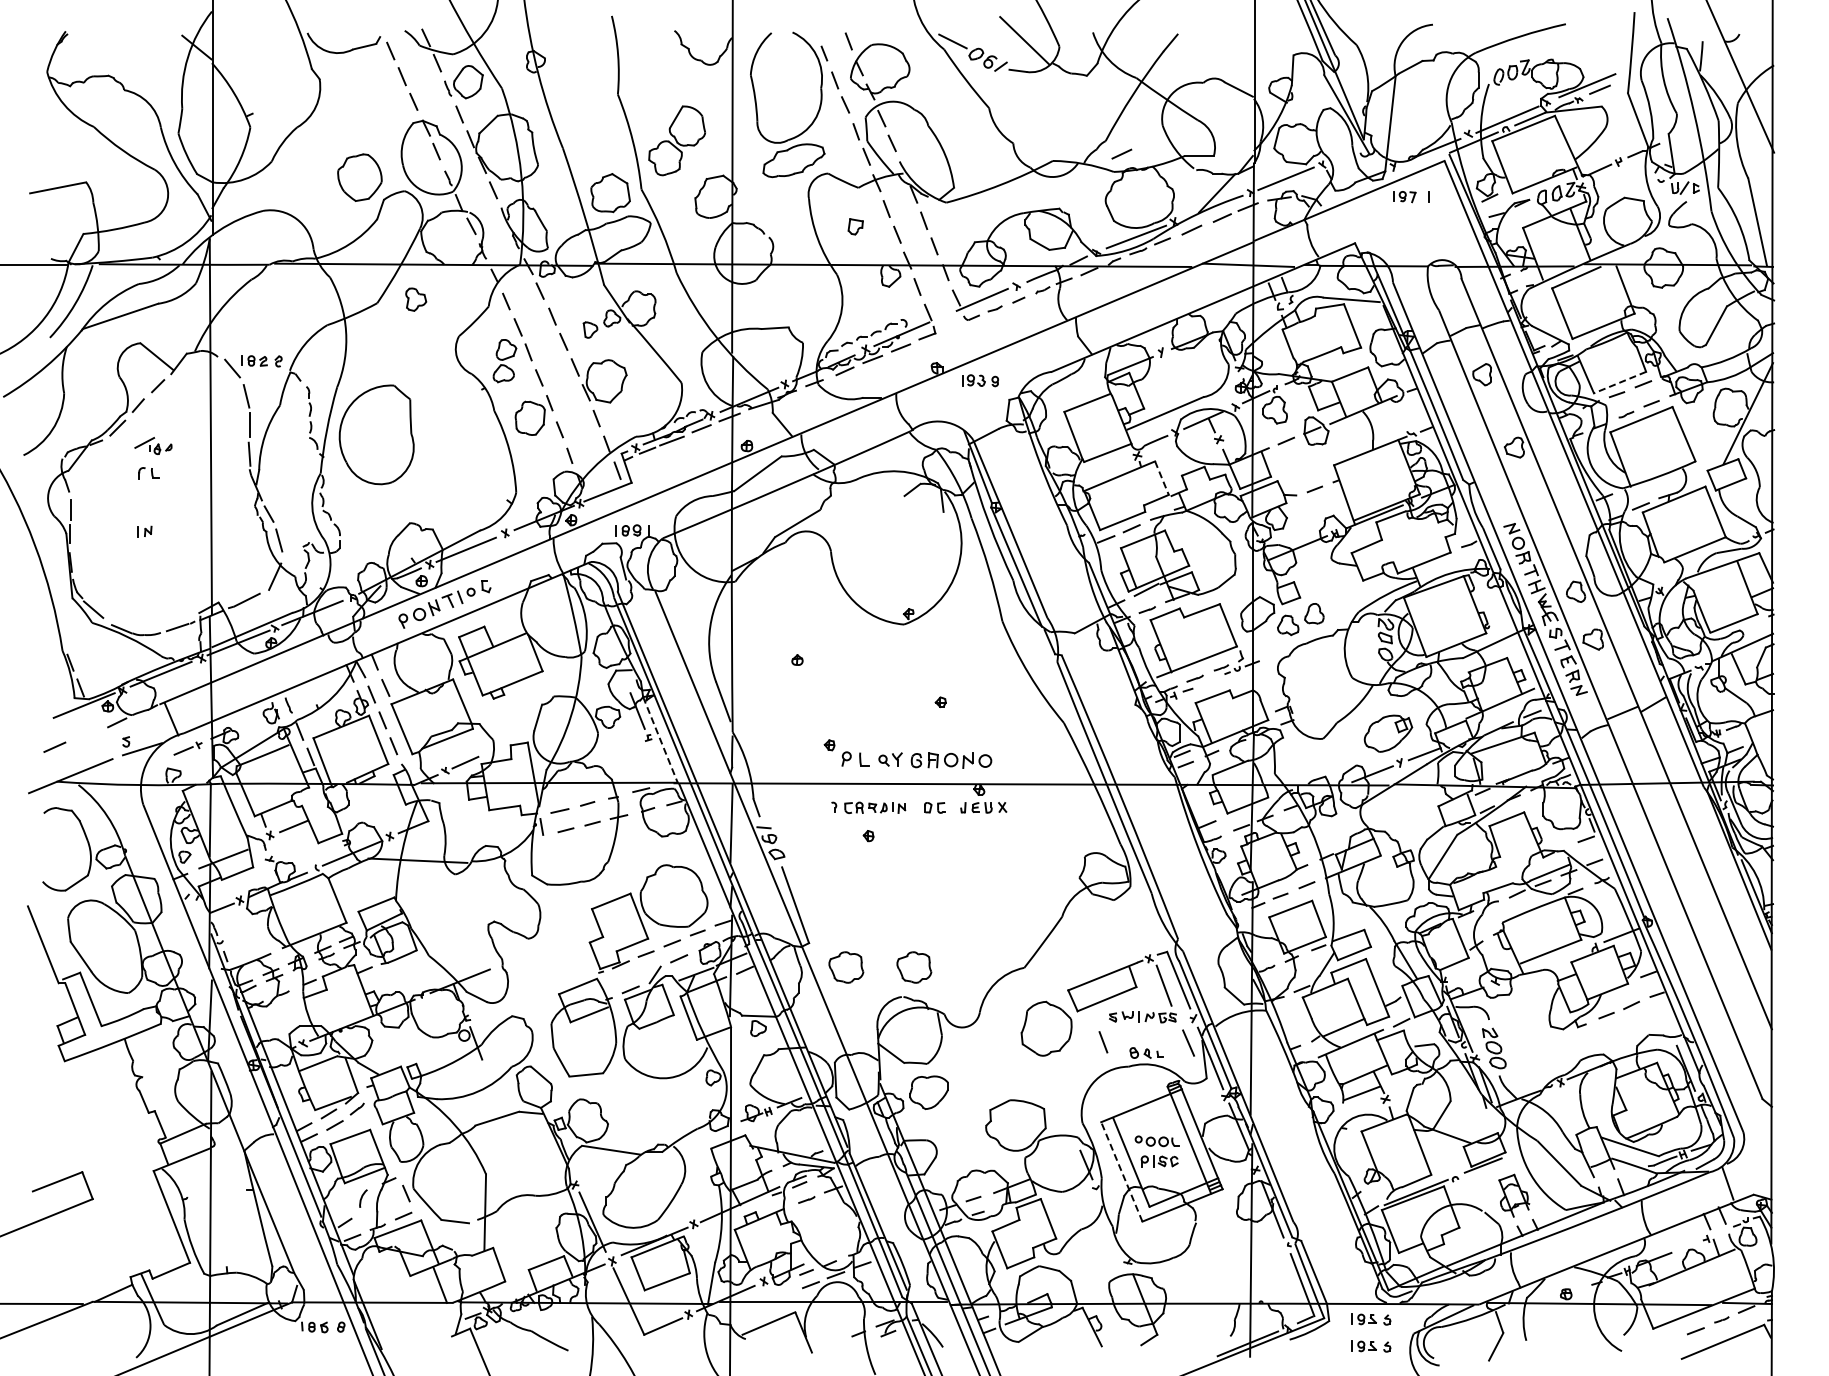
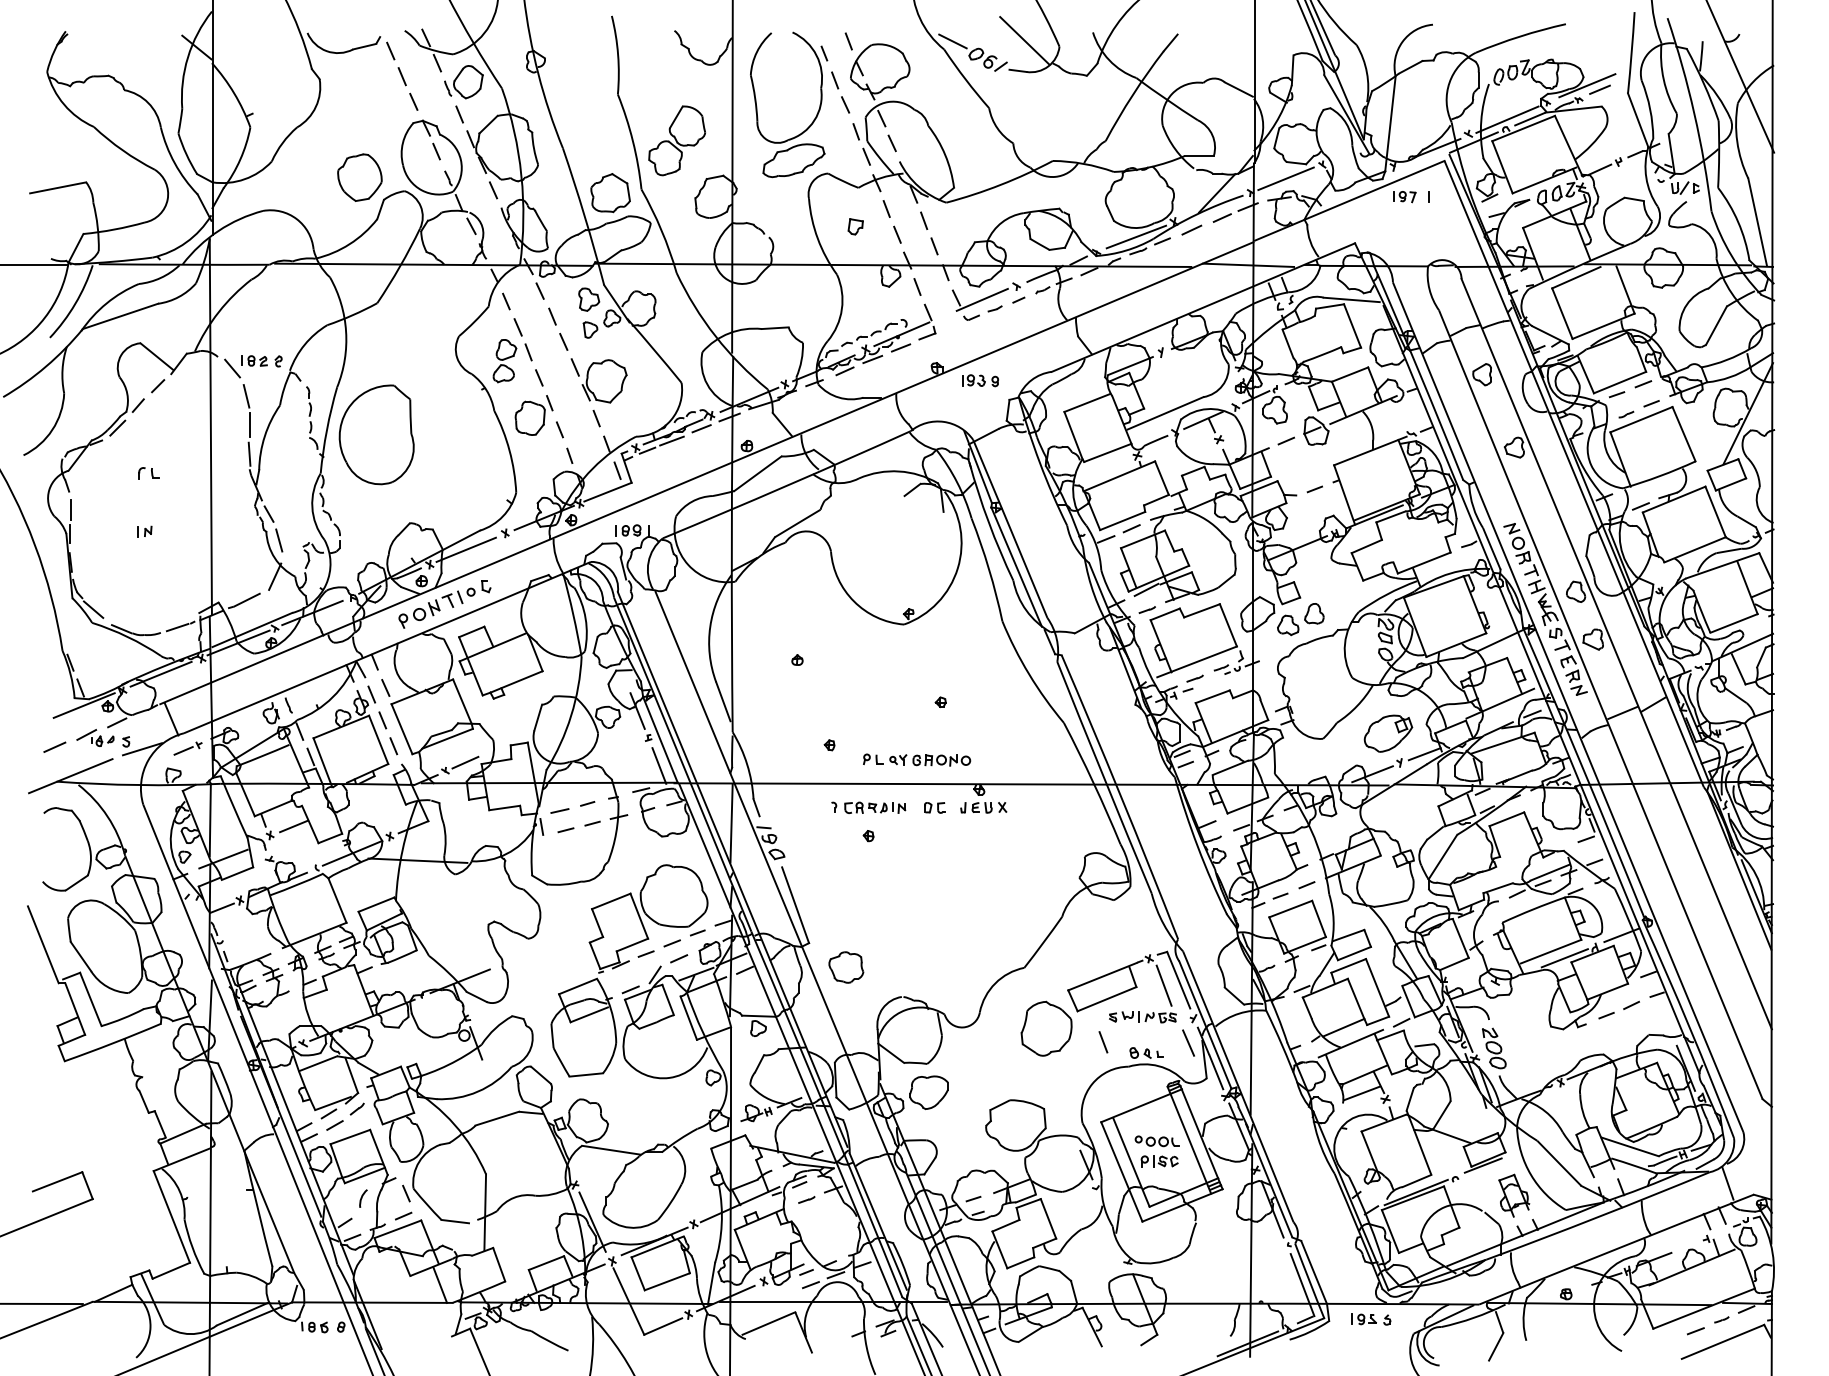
line: present -> none (1121, 153)
part position: (416, 299) -> (589, 299) (589, 299)
line: dashed -> solid (1619, 382)
part position: (153, 445) -> (95, 737) (95, 737)
line: dashed -> solid (1162, 478)
line: dashed -> solid (660, 740)
part size: 152x18 px -> 109x14 px (917, 759)
line: none -> present (659, 765)
line: none -> present (1564, 958)
part: present -> none (914, 967)
line: dashed -> solid (1121, 1171)
part: present -> none (1371, 1346)
